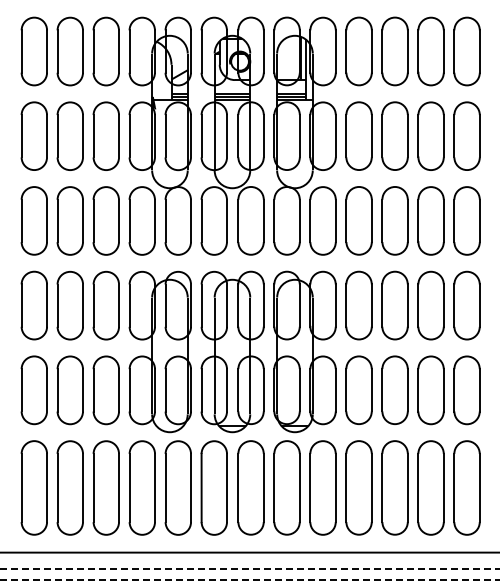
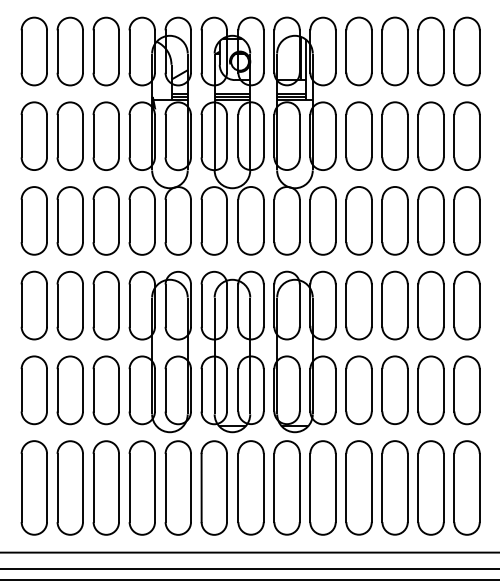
line: dashed -> solid (250, 569)
line: dashed -> solid (250, 579)
